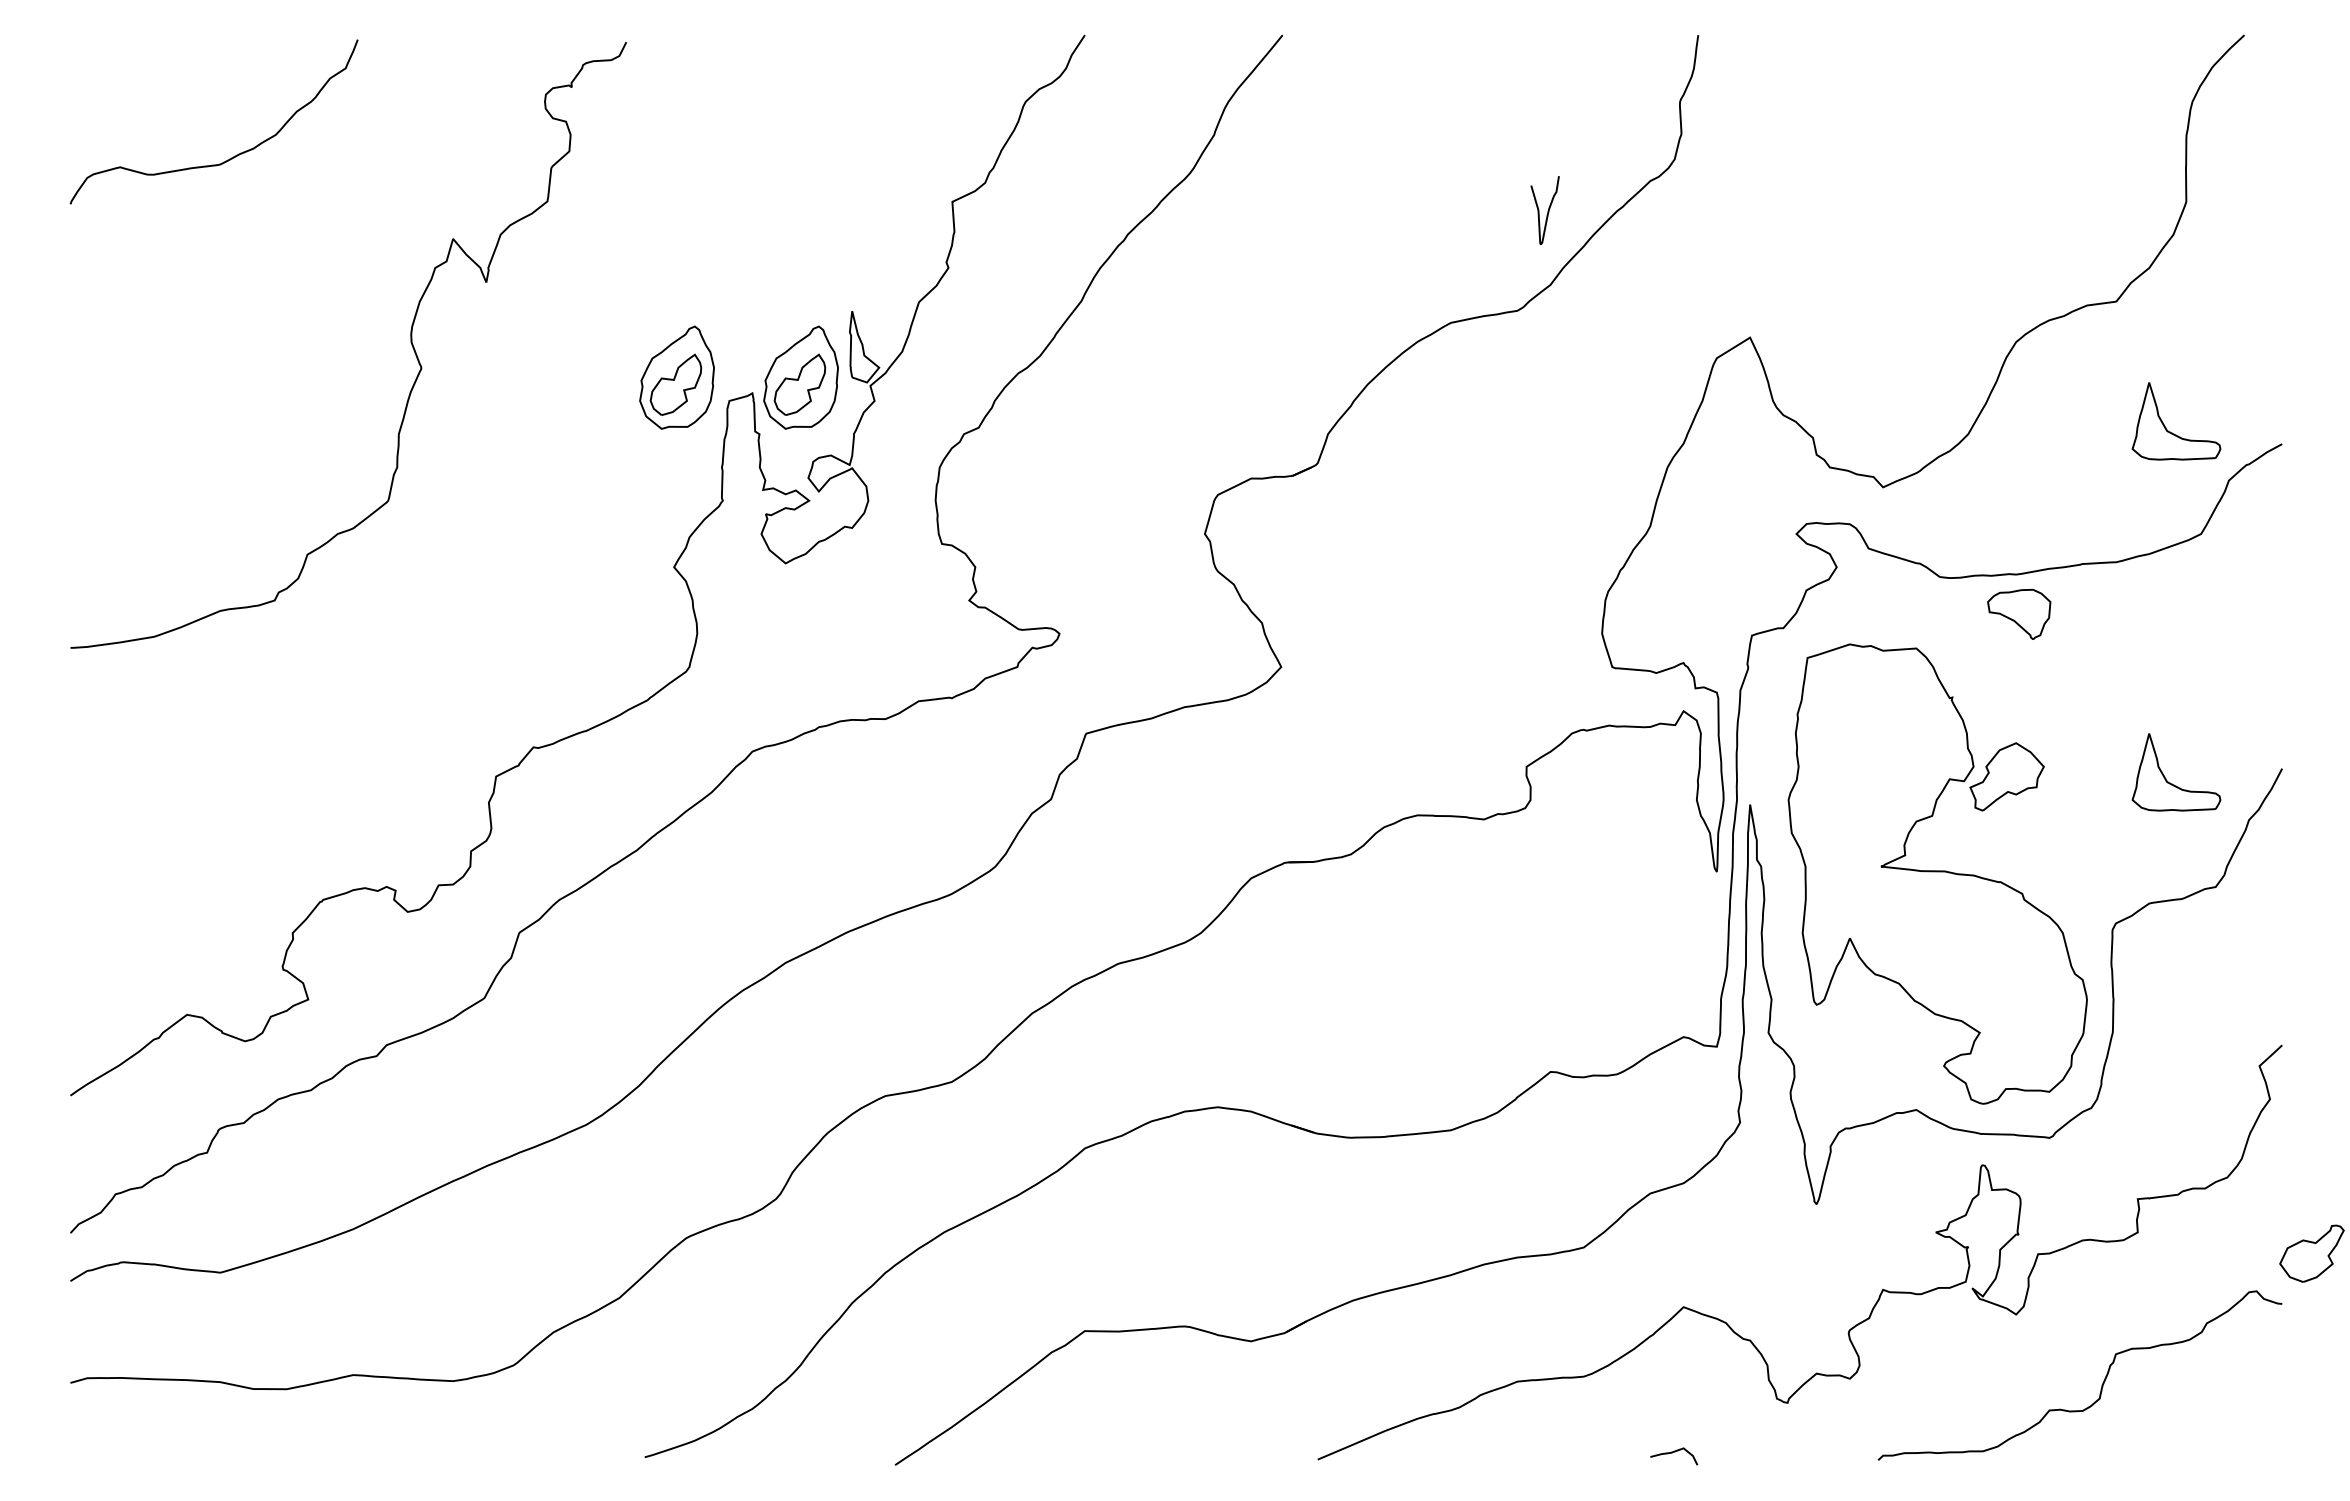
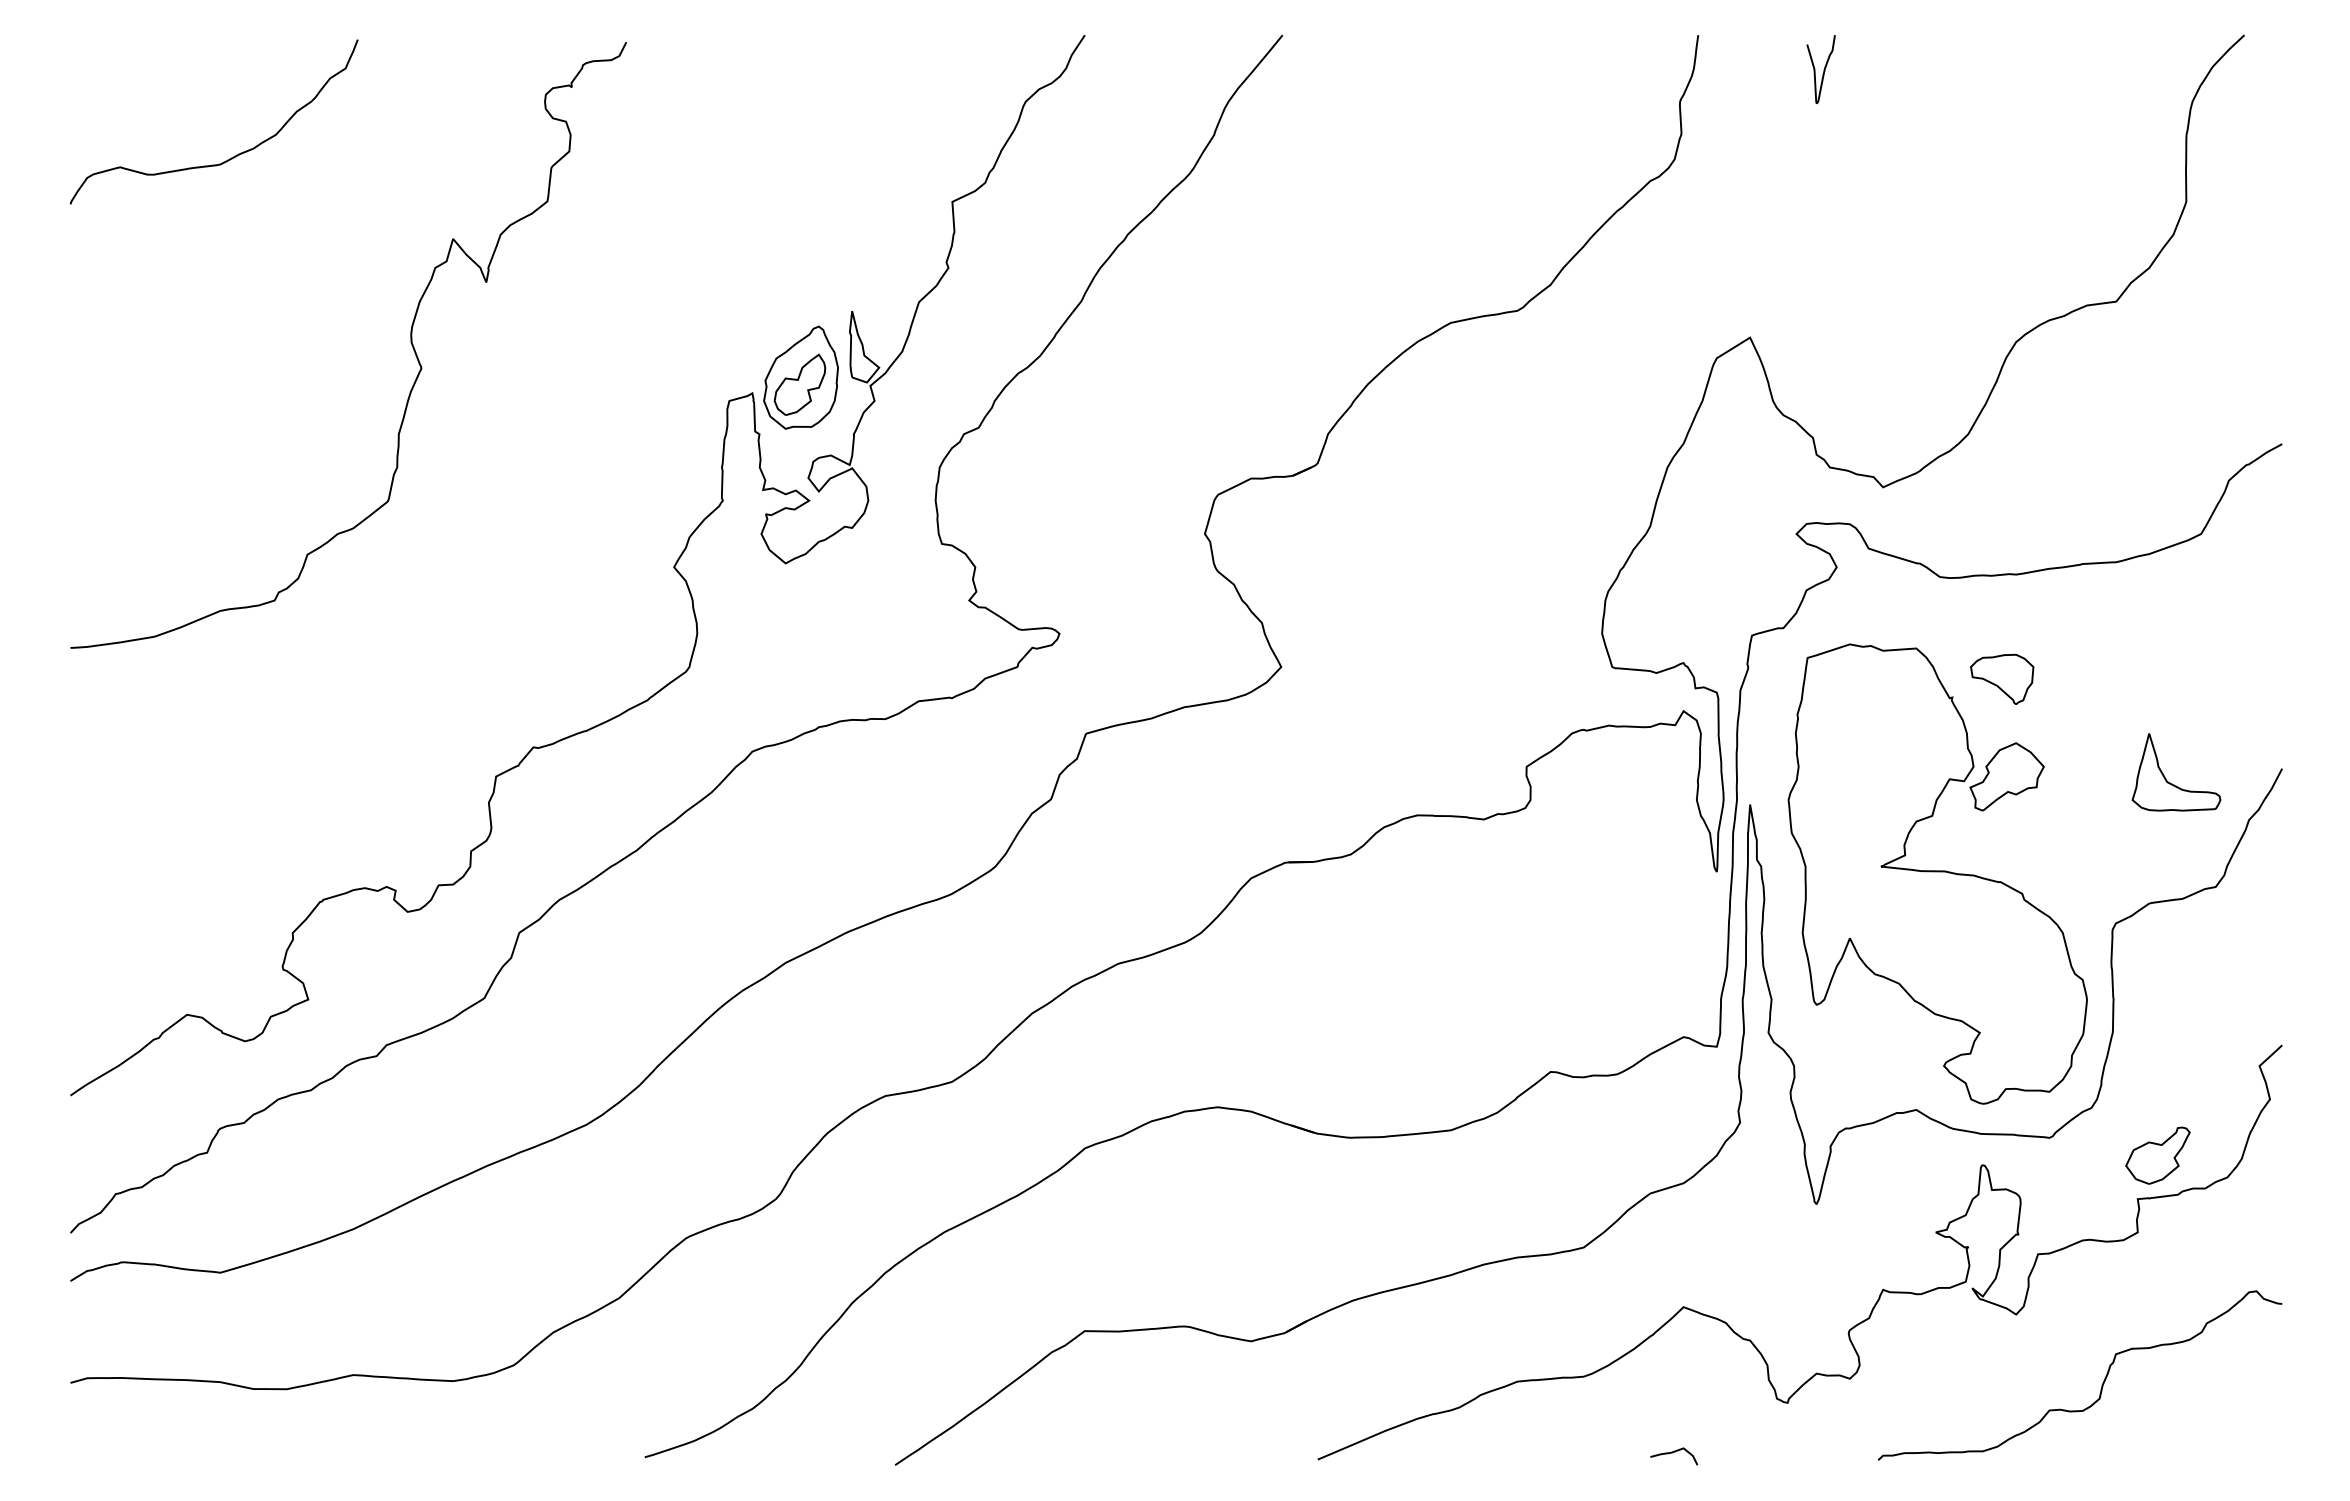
curve position: (1547, 210) -> (1823, 69) (1823, 69)
part: present -> none (676, 377)
part: present -> none (2166, 427)
part position: (2019, 613) -> (2002, 678) (2002, 678)
part position: (2311, 1253) -> (2157, 1155) (2157, 1155)
